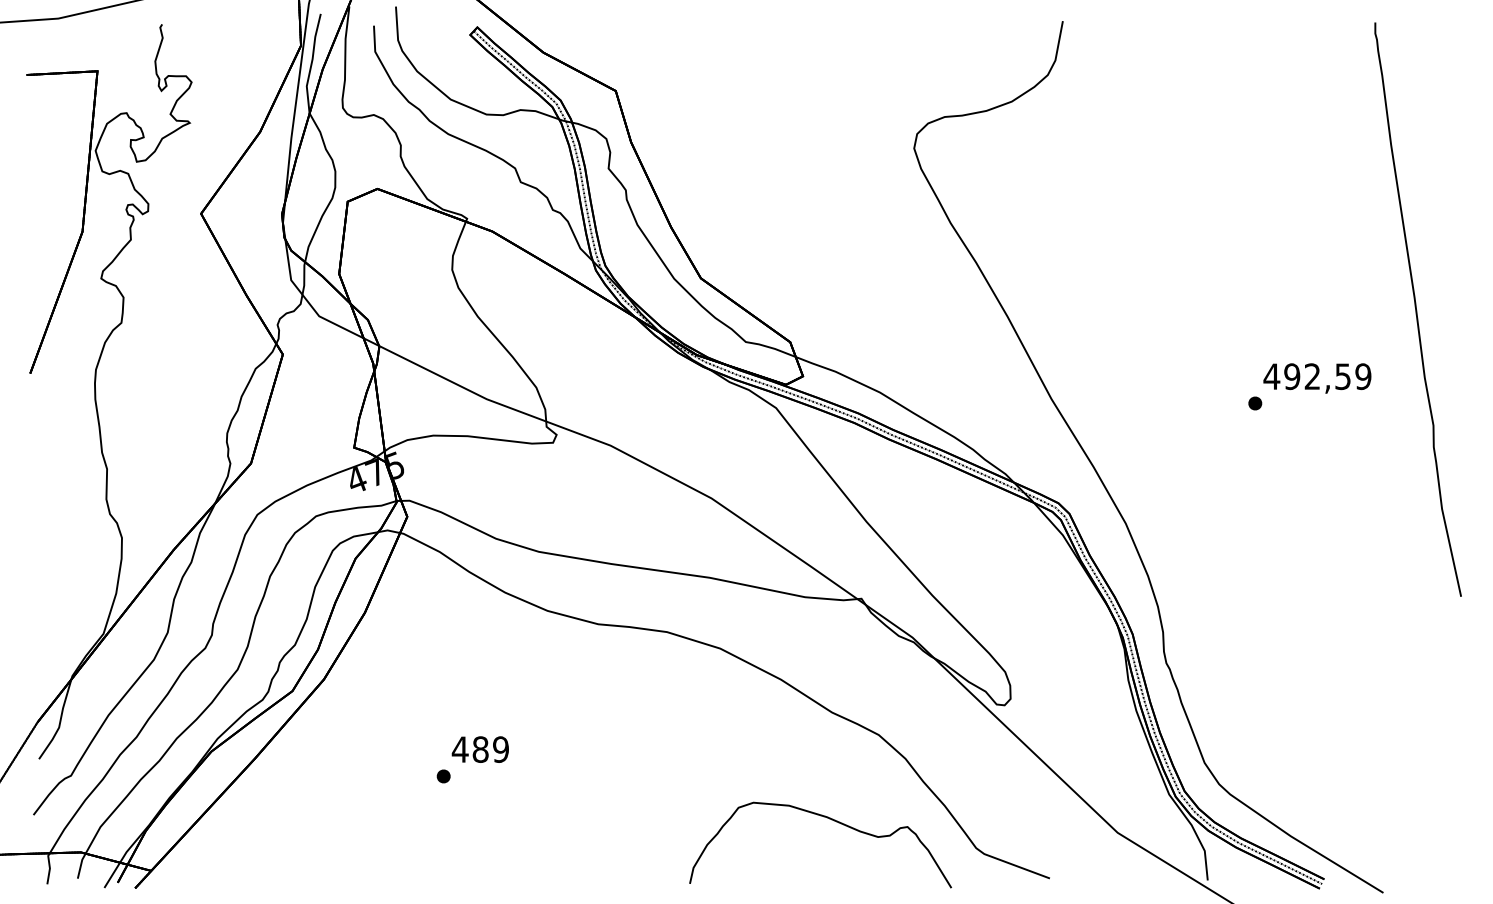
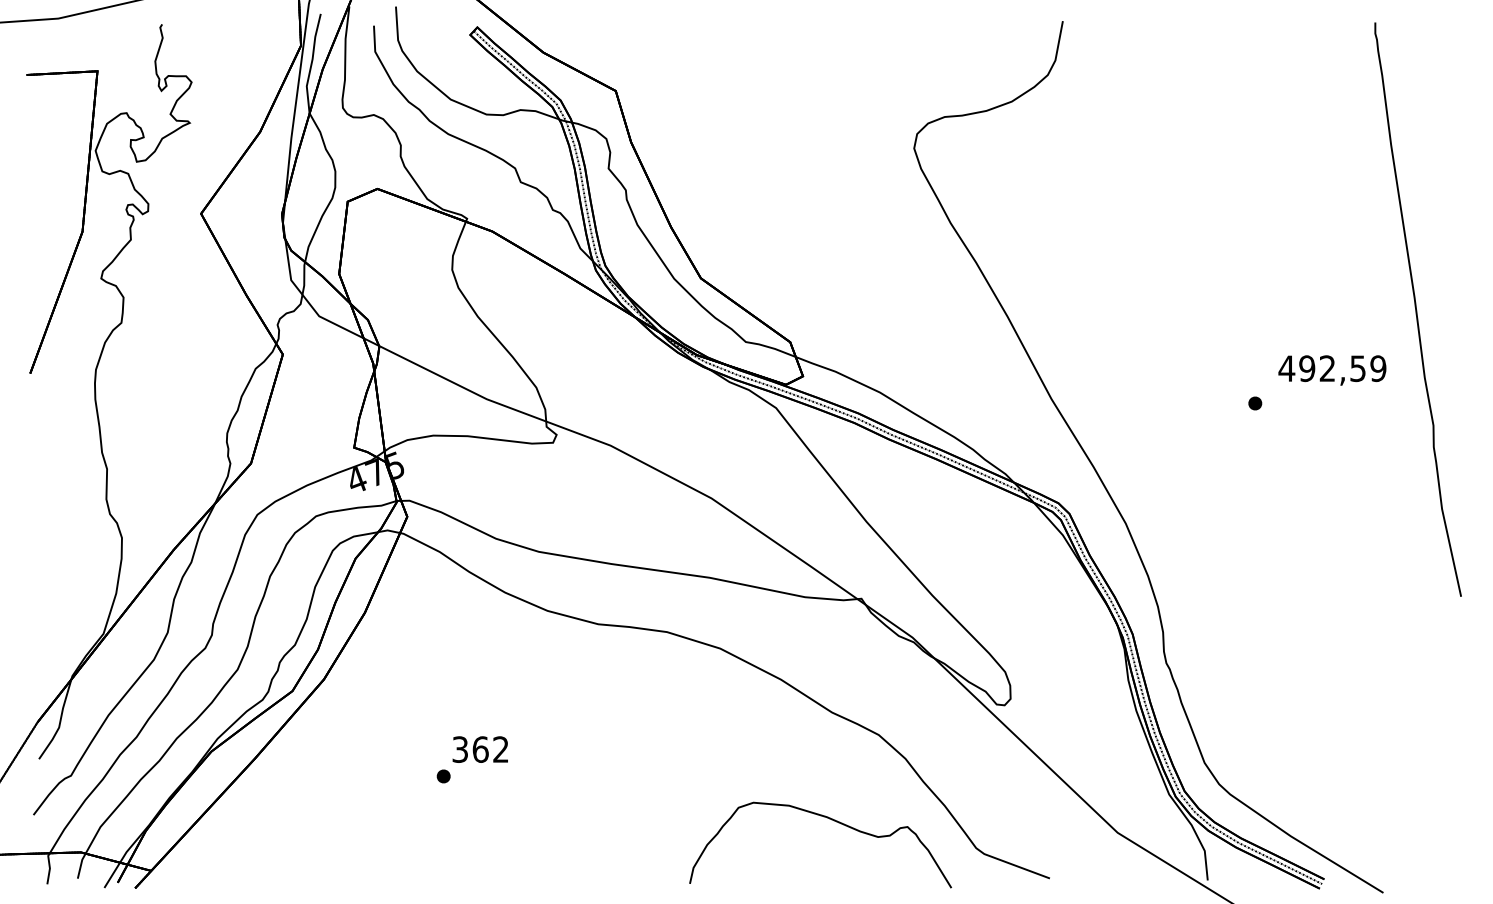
text position: (1317, 378) -> (1332, 370) (1332, 370)
text: 489 -> 362 (479, 749)
